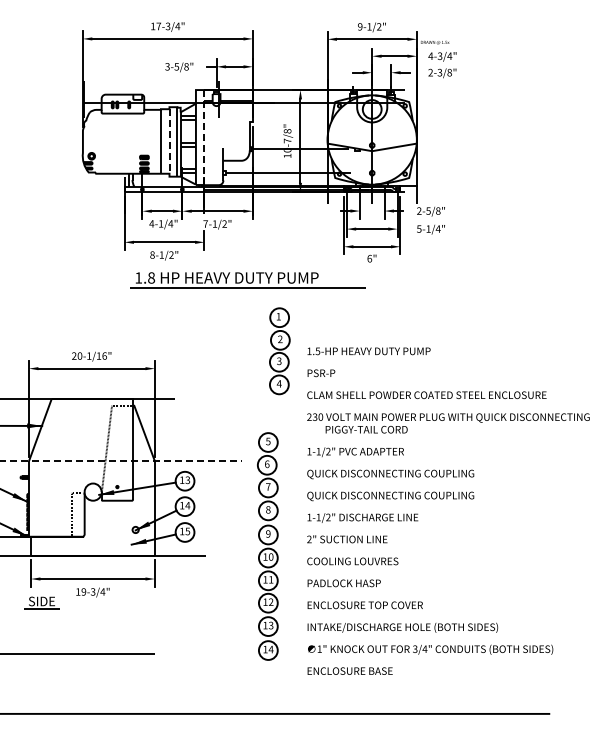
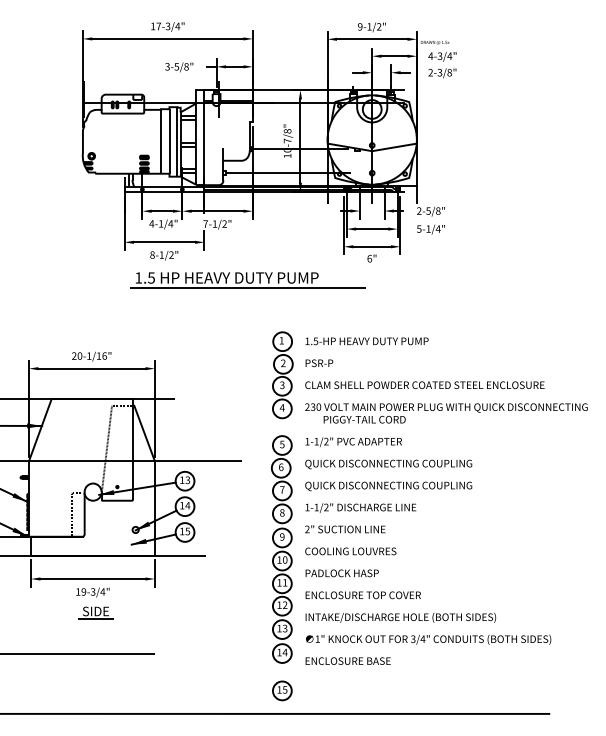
line: dashed -> solid (204, 137)
line: dashed -> solid (169, 141)
text: 1.8 -> 1.5 (151, 277)
part position: (279, 351) -> (282, 375) (282, 375)
line: dashed -> solid (120, 461)
text position: (448, 510) -> (446, 500) (446, 500)
part position: (267, 546) -> (281, 549) (281, 549)
part position: (41, 602) -> (95, 612) (95, 612)
part: none -> present (282, 690)
